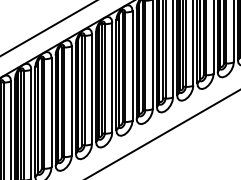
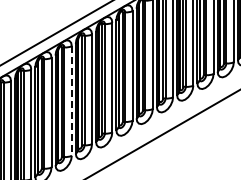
line position: (47, 28) -> (55, 33) (55, 33)
line: solid -> dashed (71, 100)
